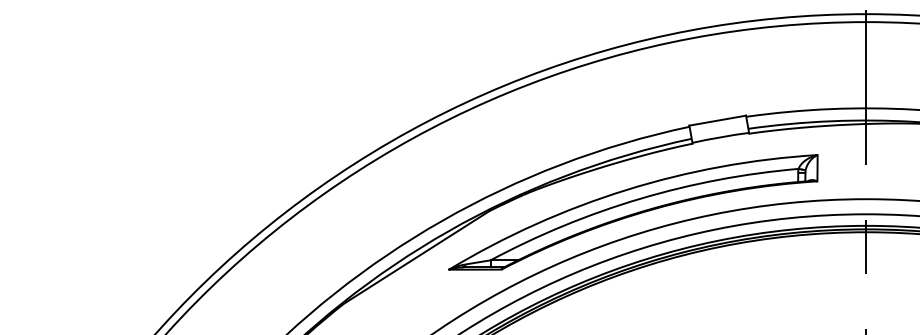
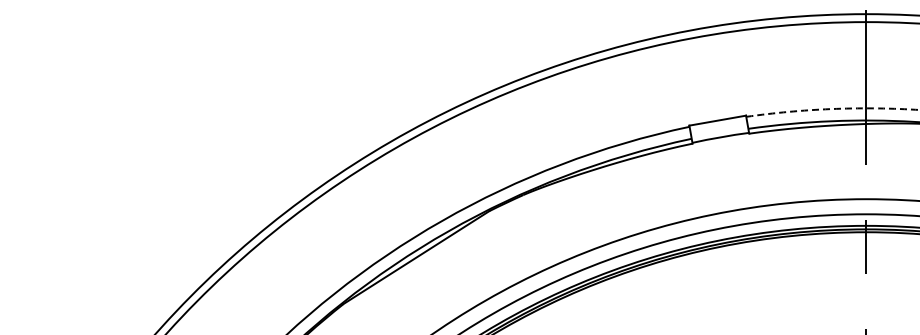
arc: solid -> dashed (832, 109)
part: present -> none (633, 212)
